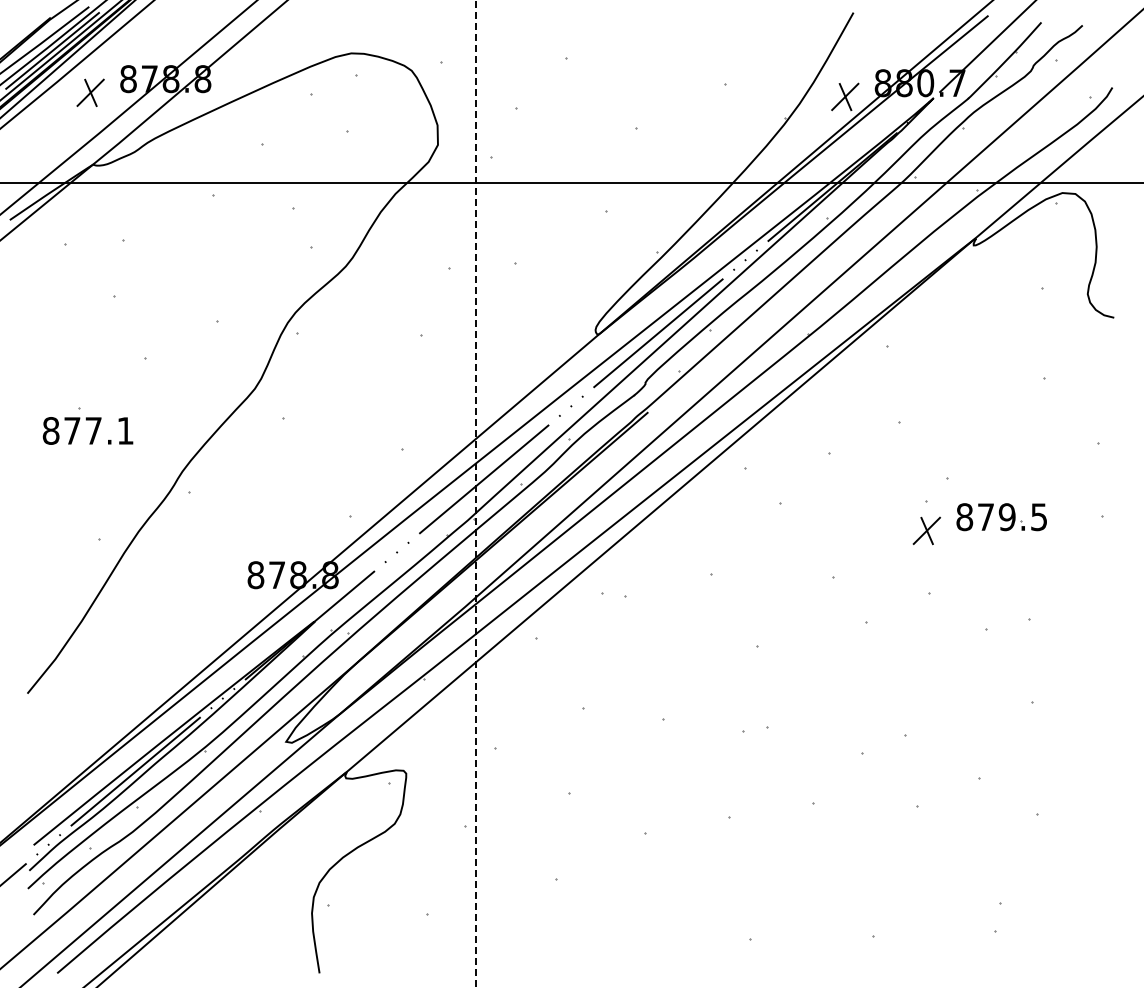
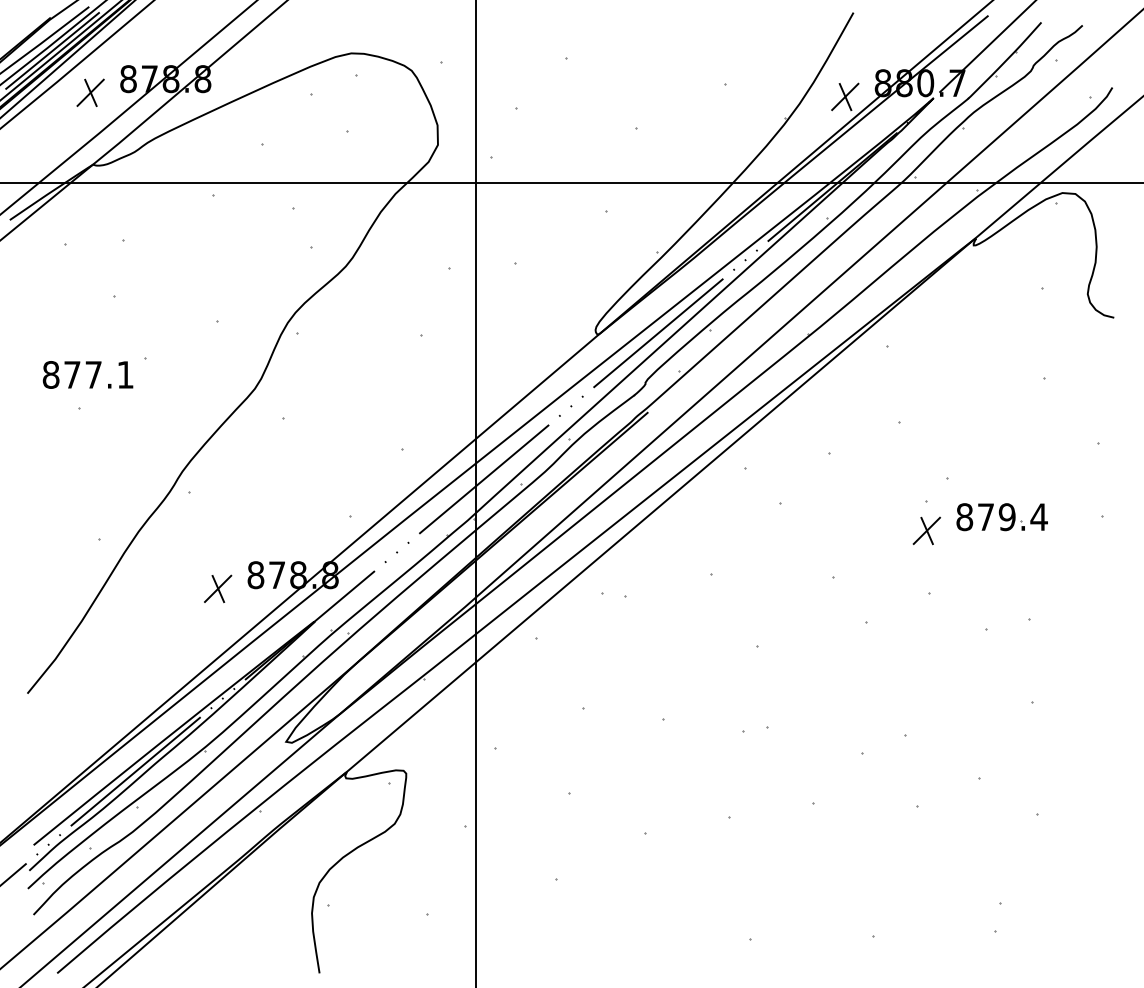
text position: (87, 430) -> (87, 374) (87, 374)
line: dashed -> solid (476, 493)
text: 879.5 -> 879.4 (1038, 517)
part: none -> present (218, 588)
